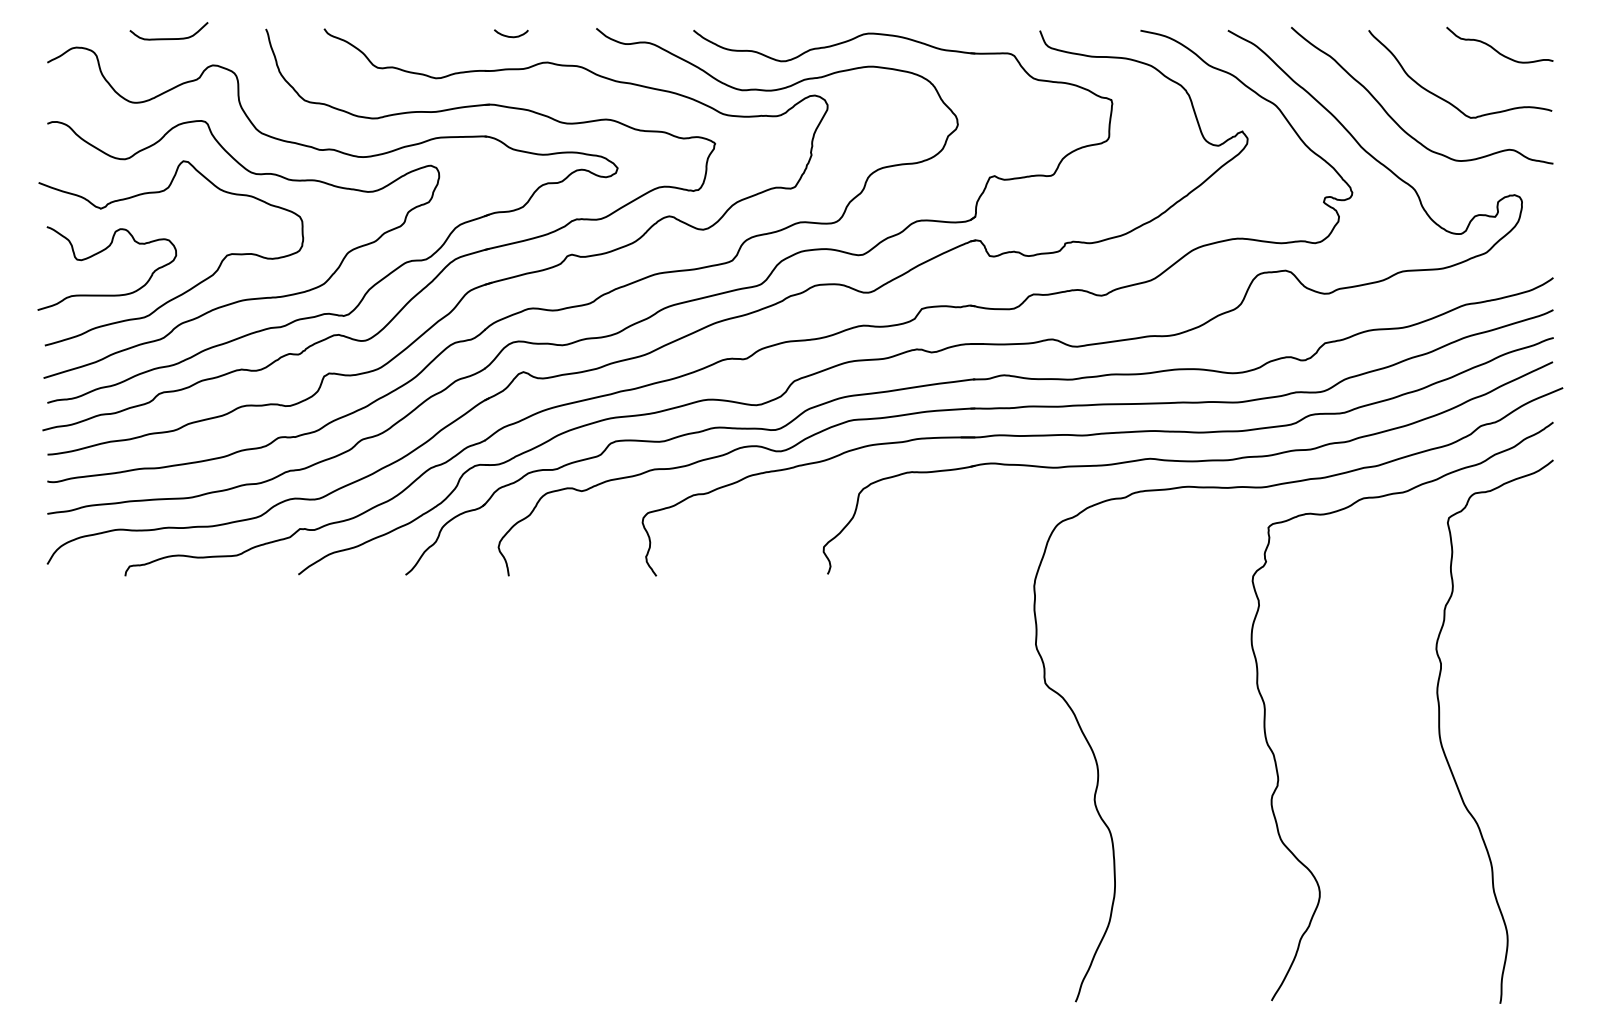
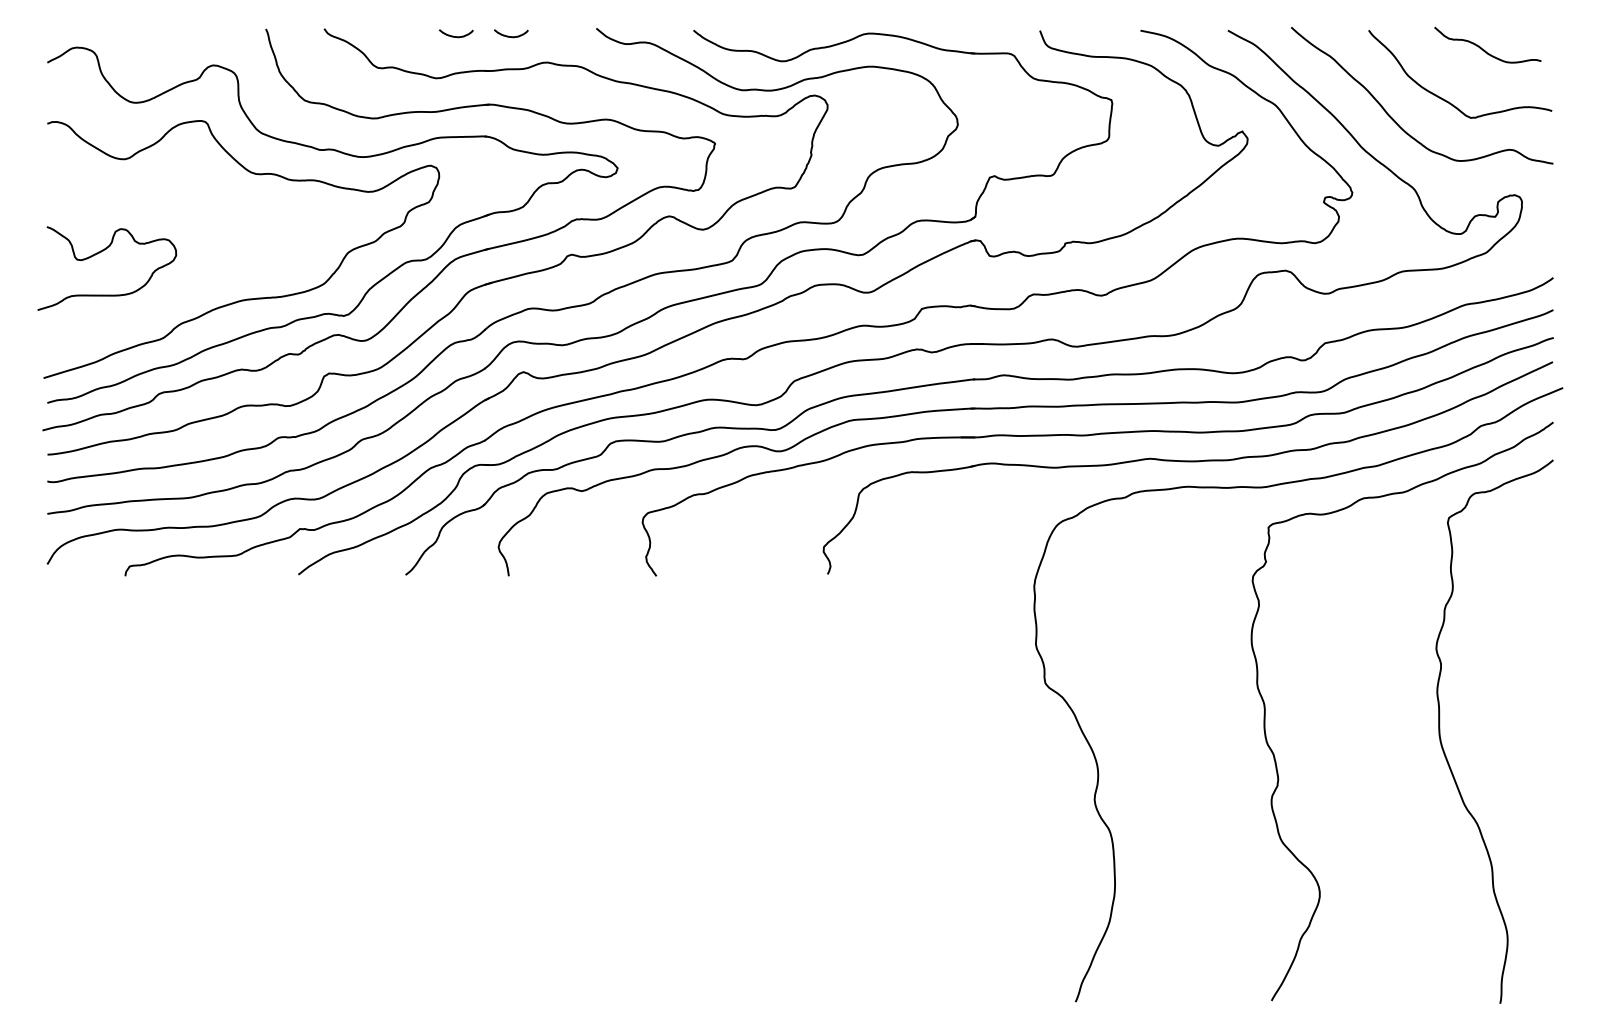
curve: none -> present (456, 36)
curve: present -> none (168, 38)
curve position: (1496, 49) -> (1484, 49) (1484, 49)
curve: present -> none (189, 288)
